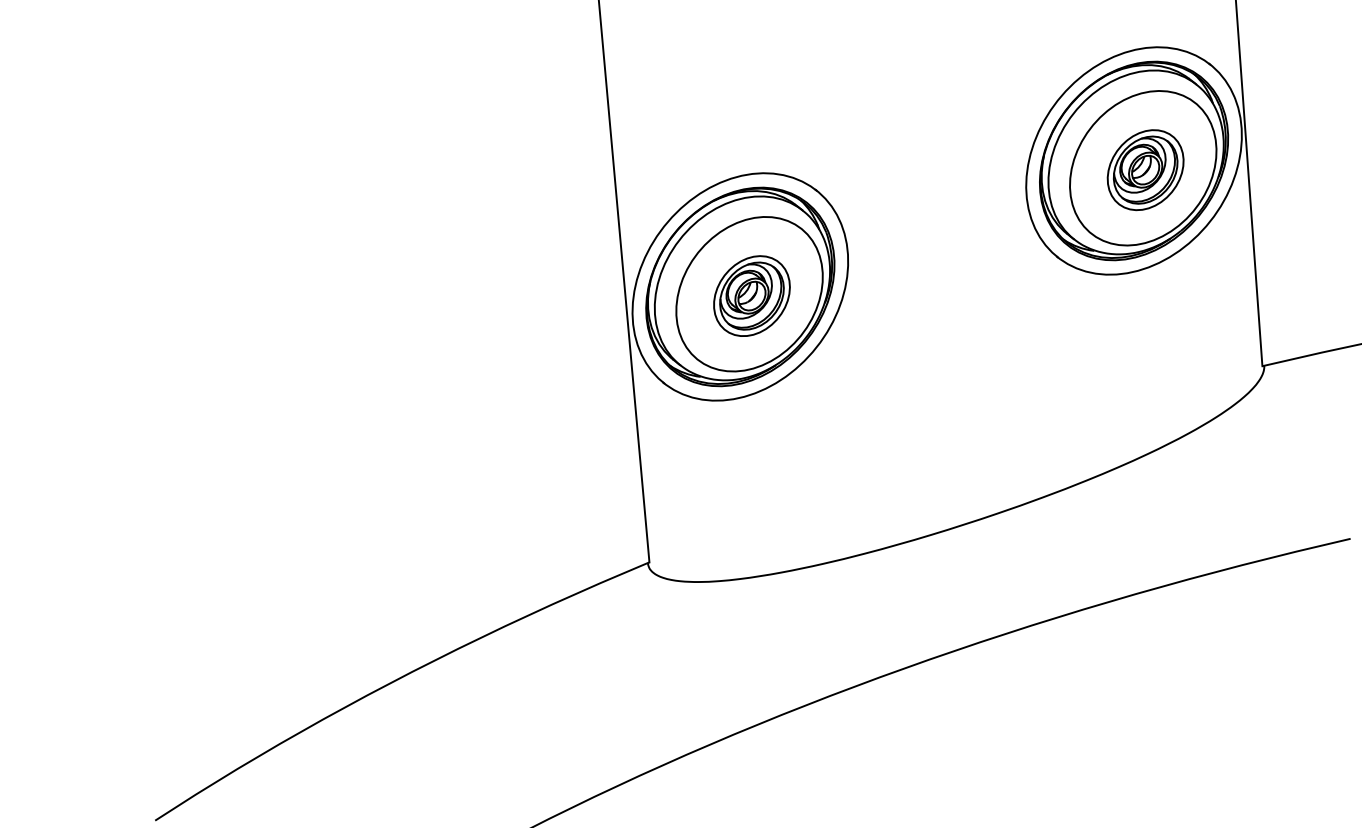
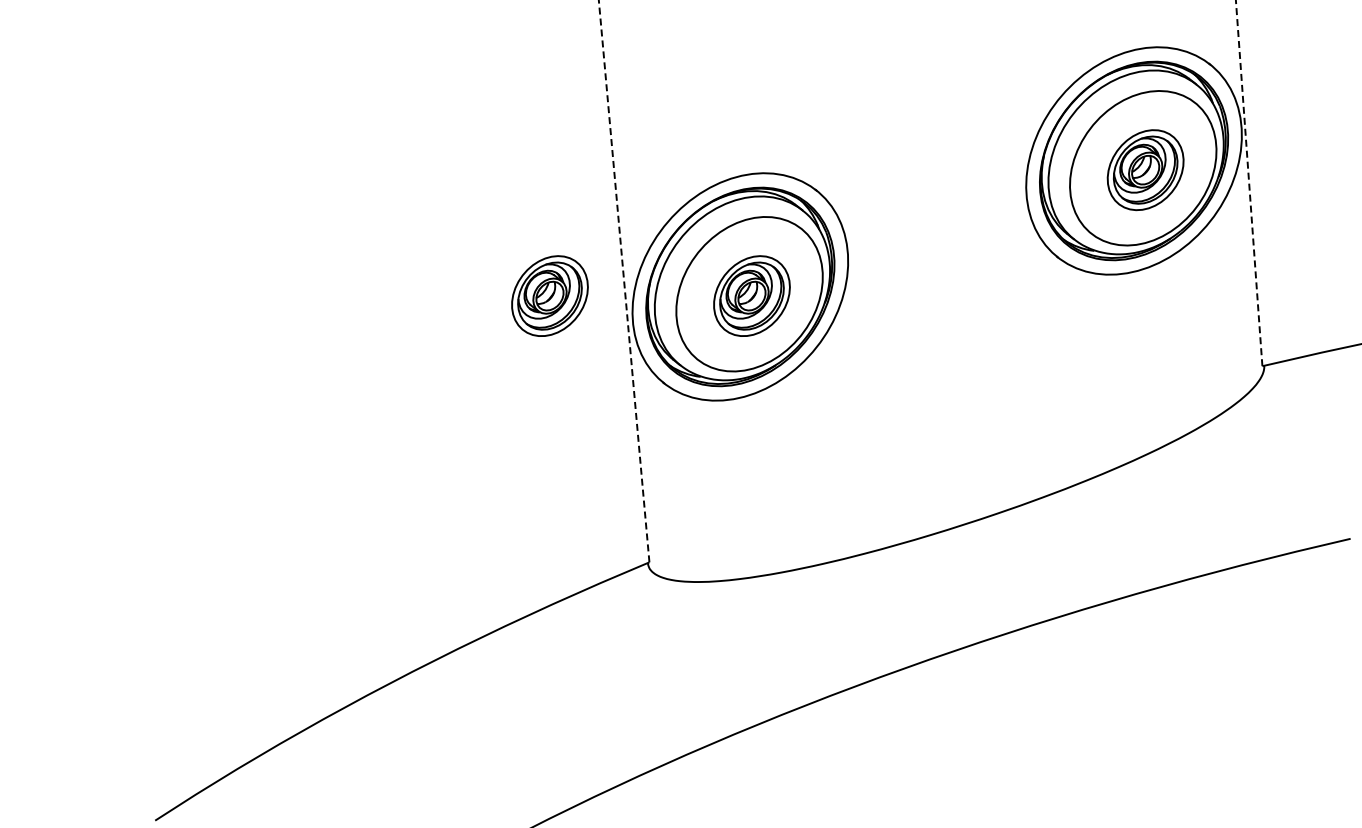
line: solid -> dashed (1249, 183)
line: solid -> dashed (624, 281)
part: none -> present (549, 295)
